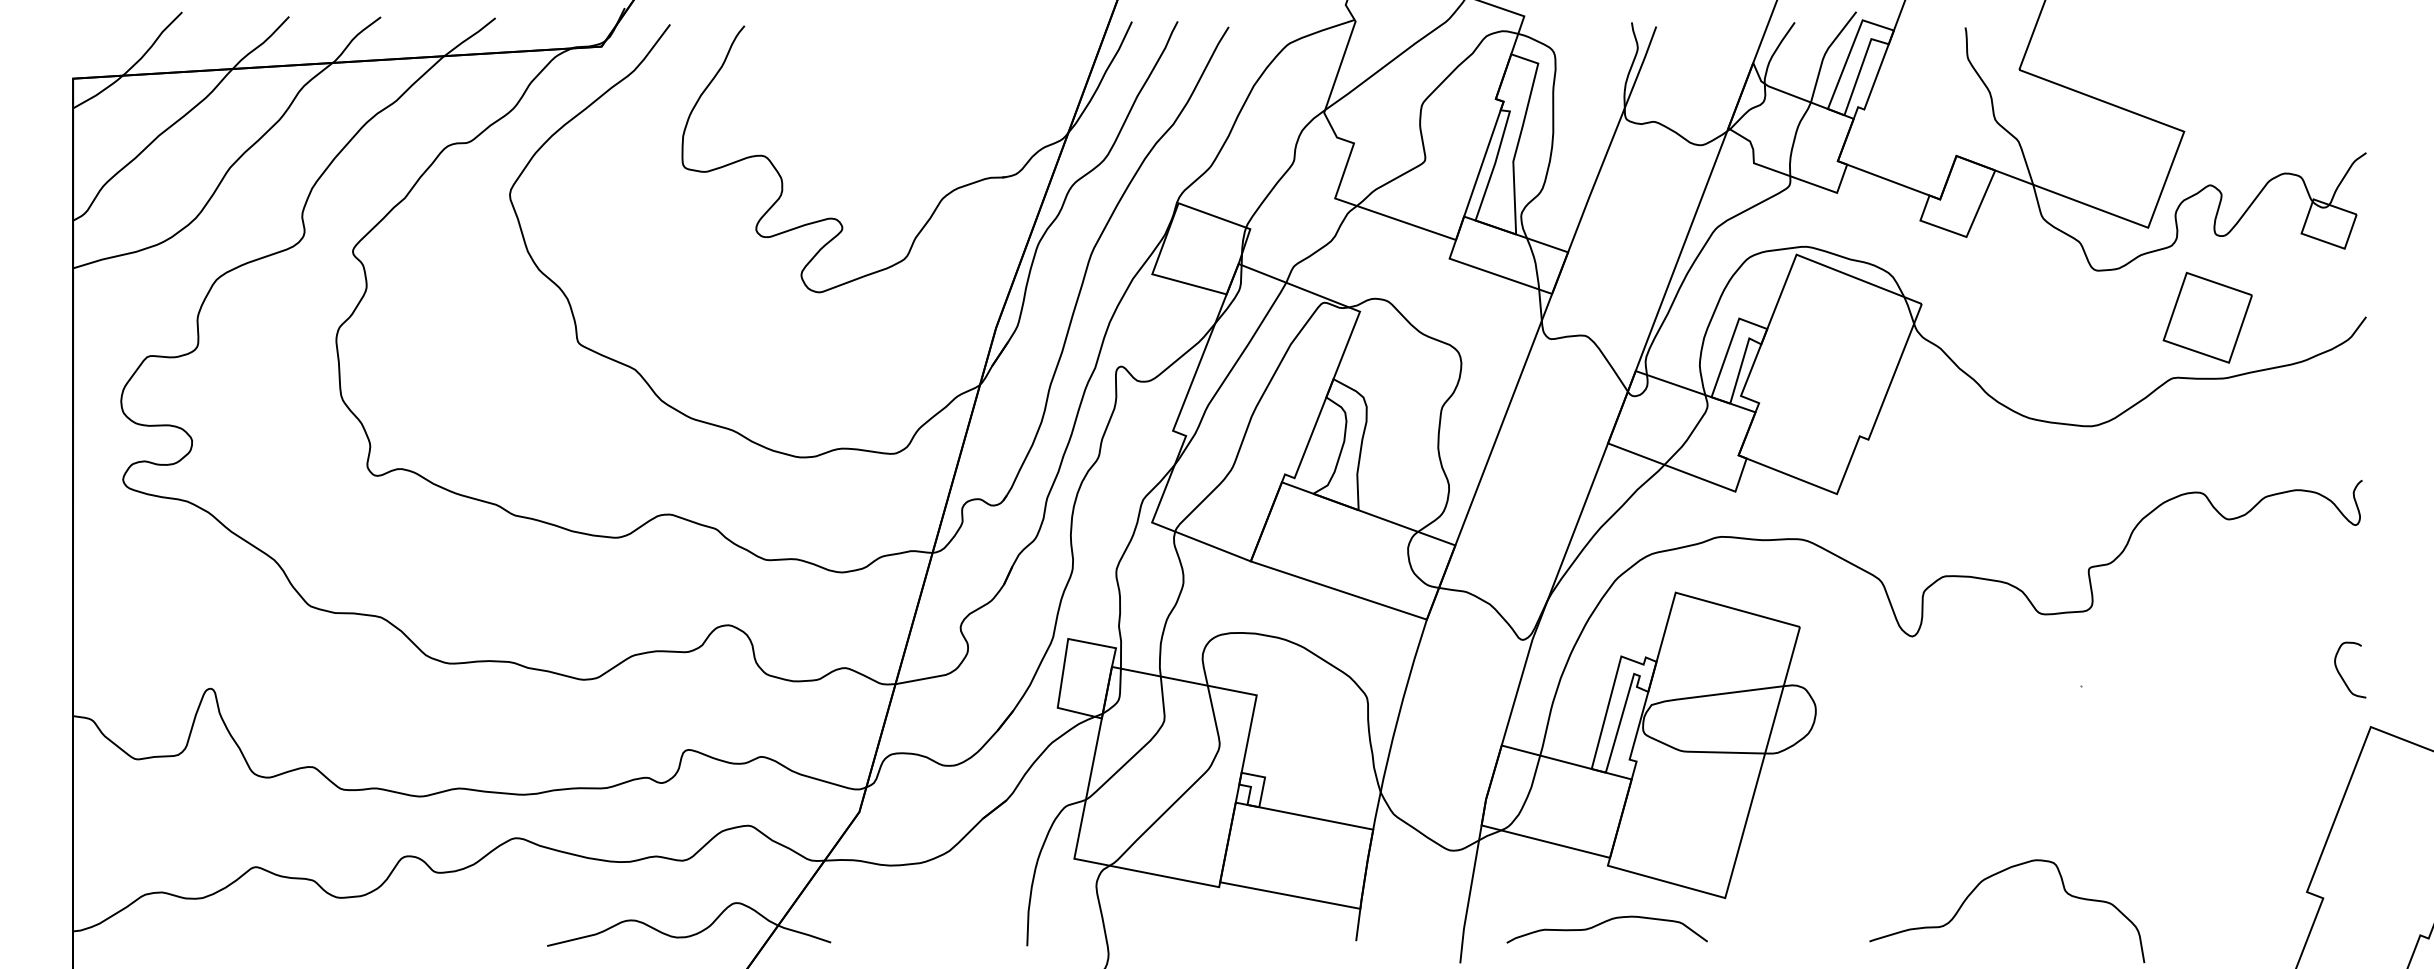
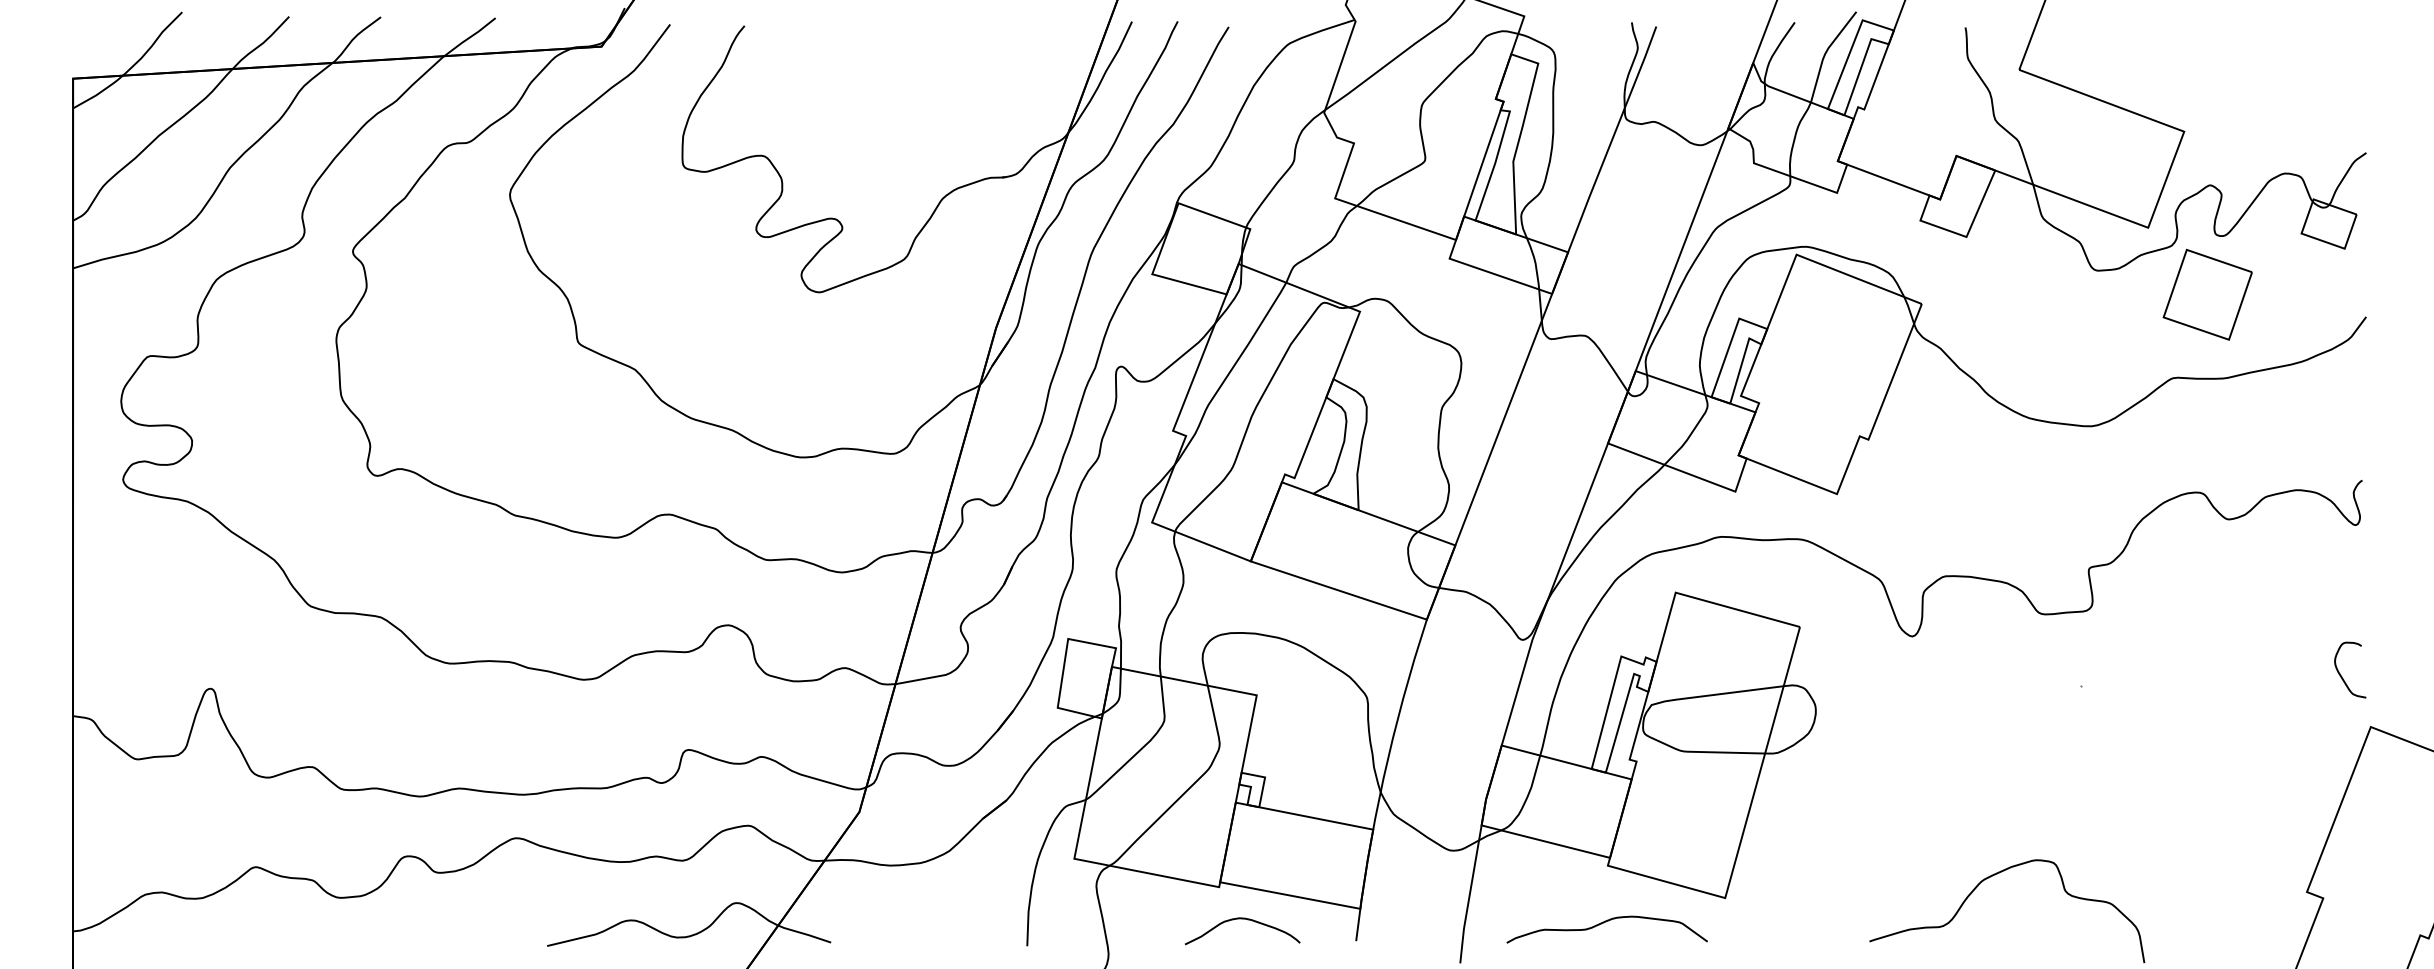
part position: (2207, 317) -> (2207, 294) (2207, 294)
curve: none -> present (1242, 919)
